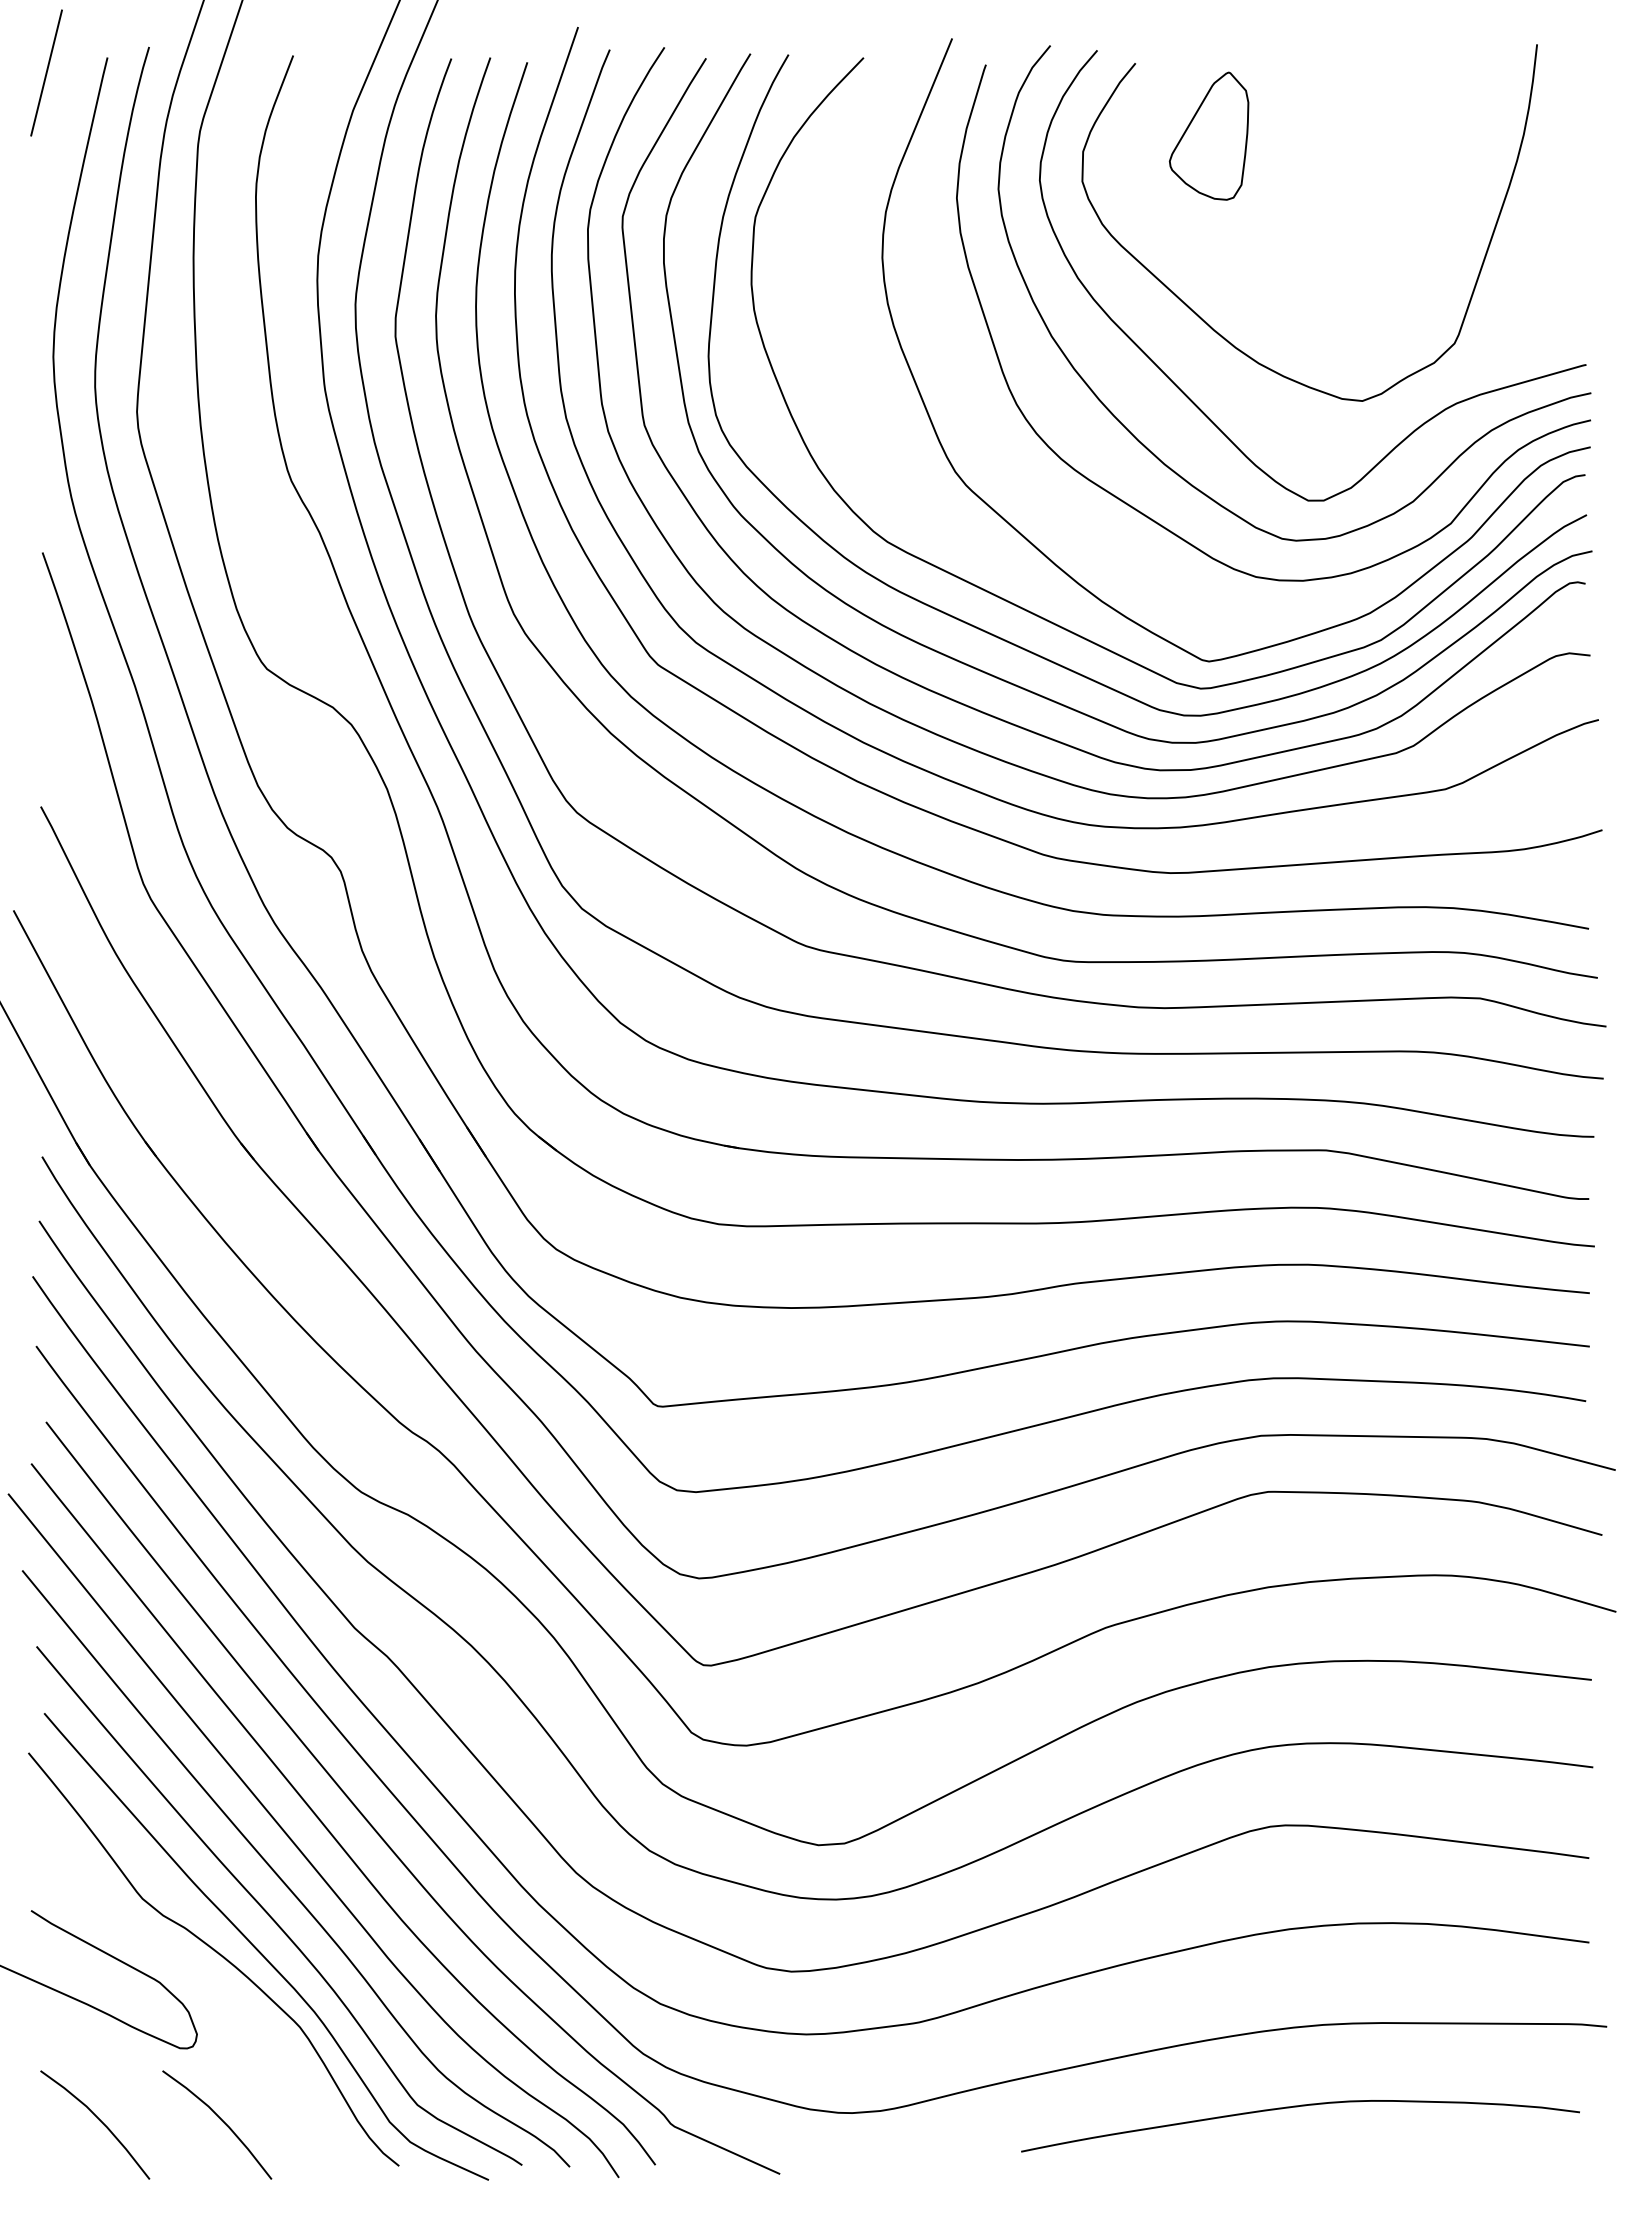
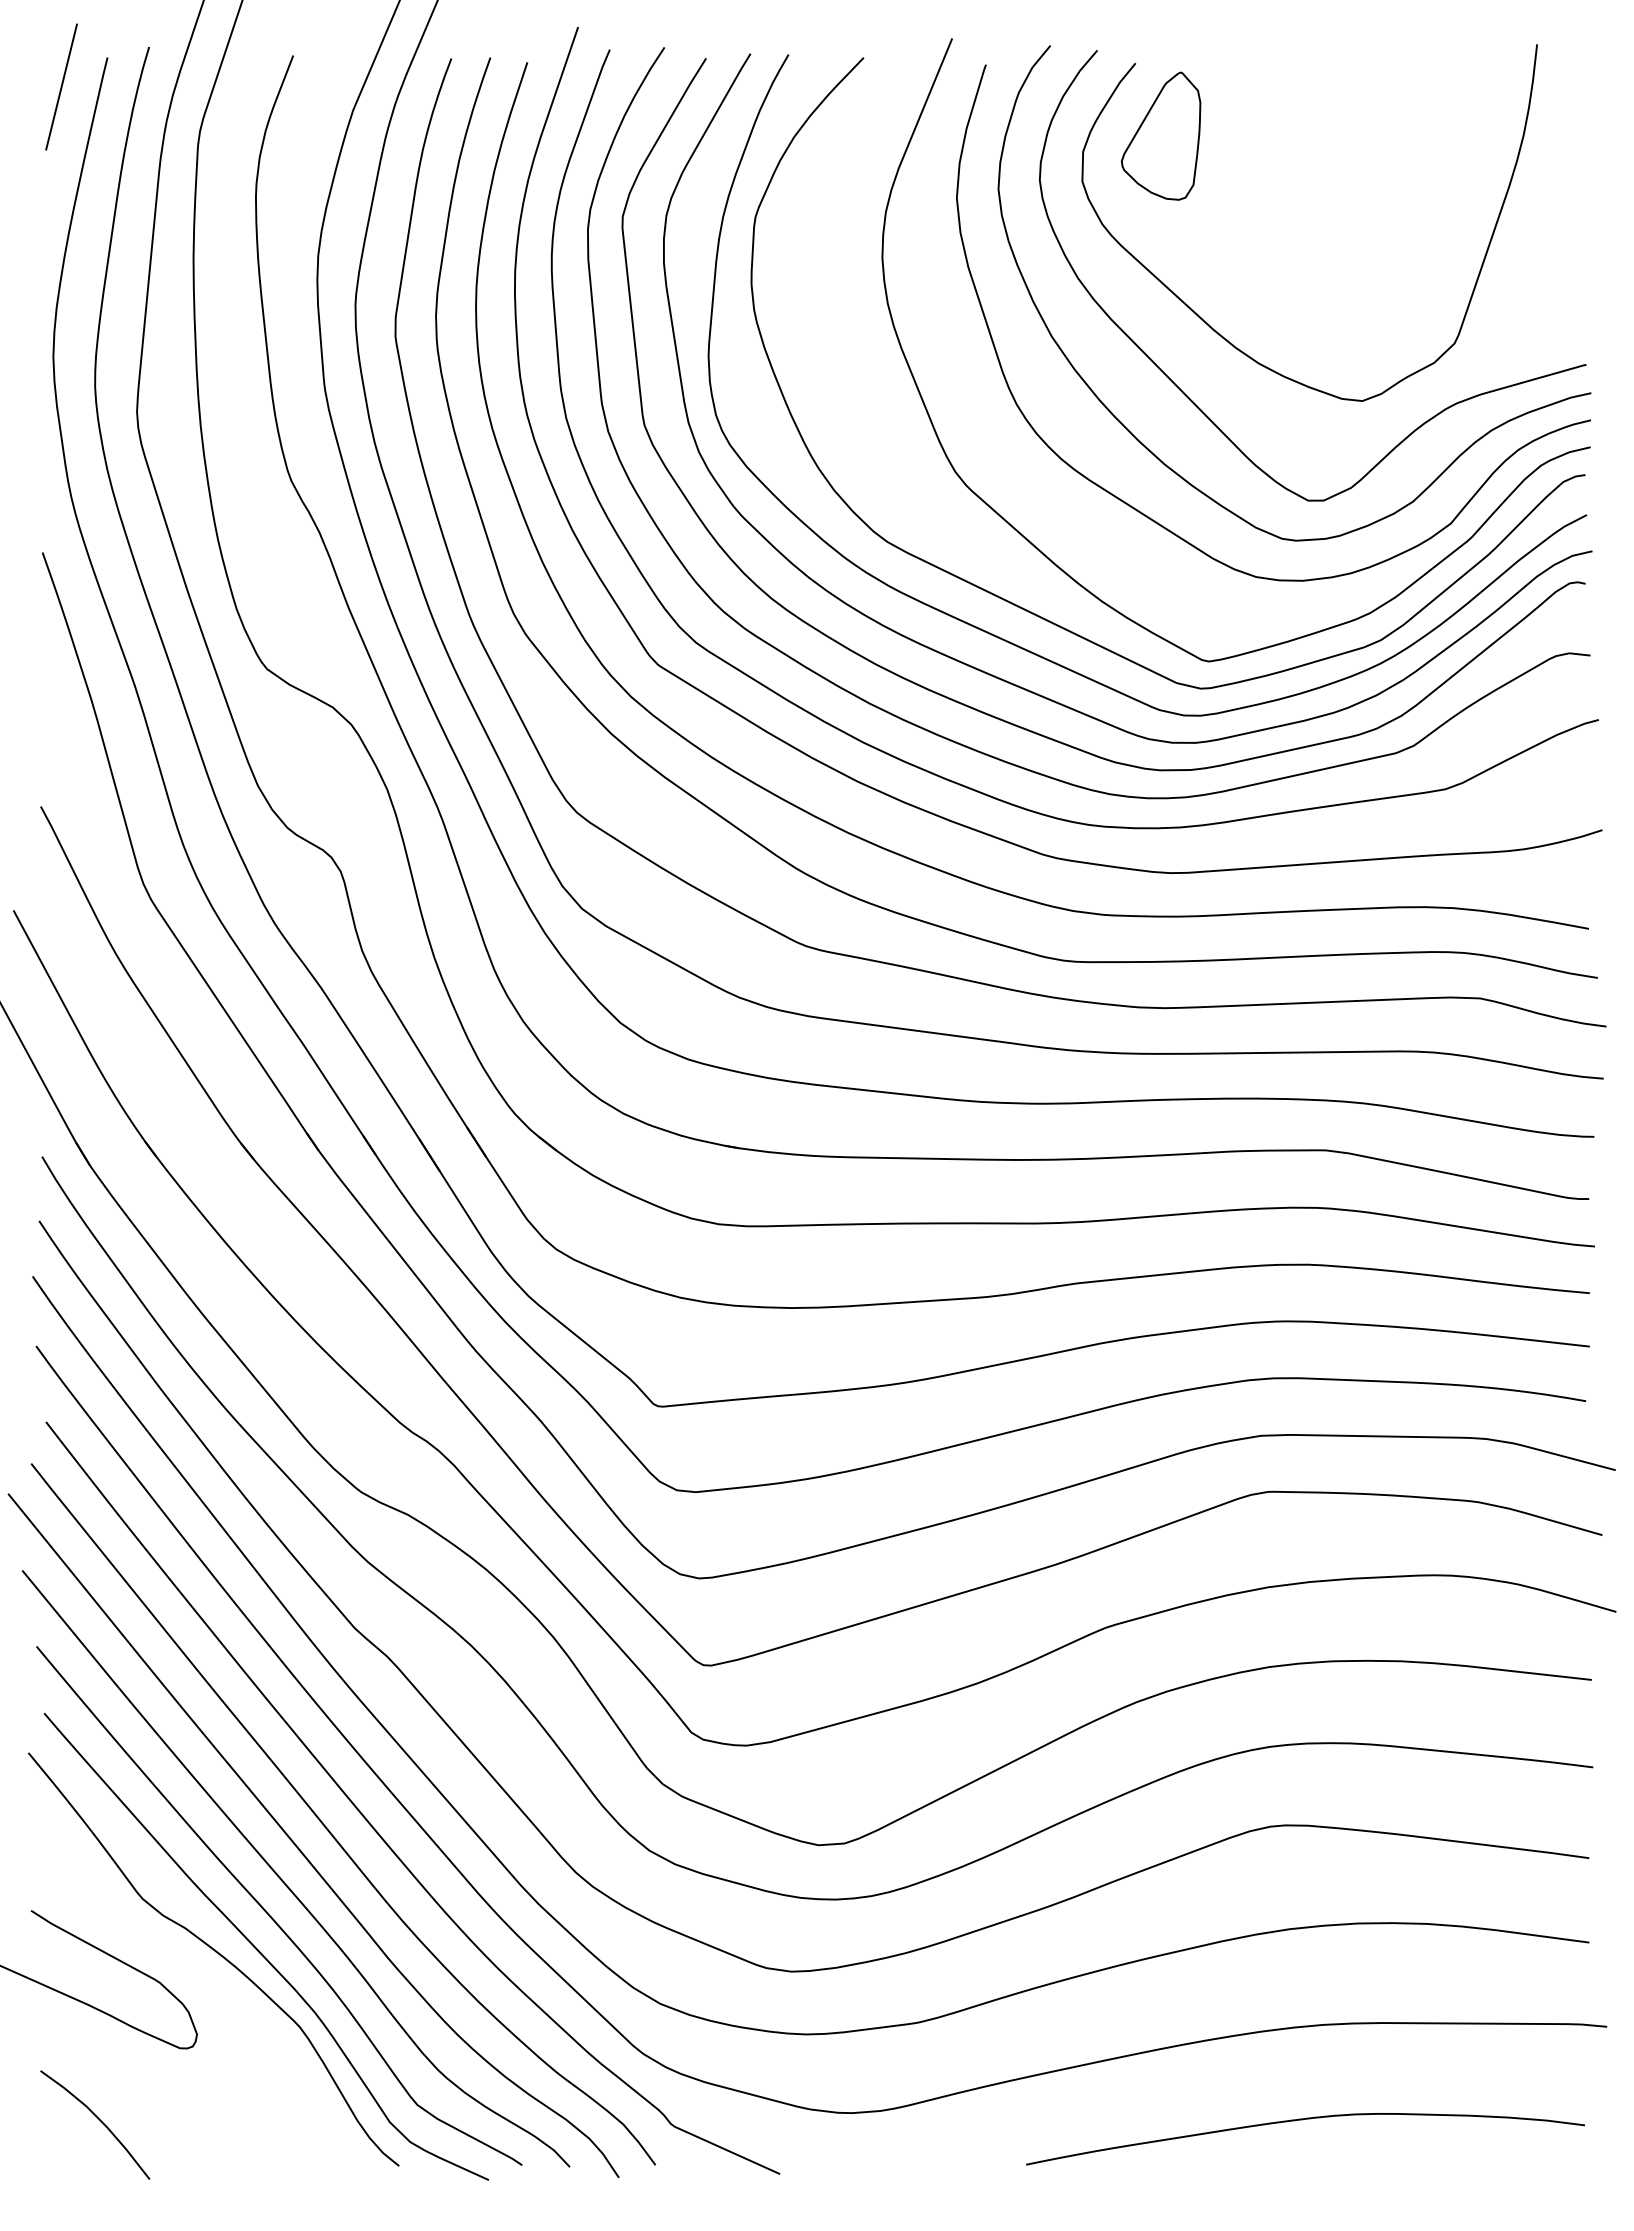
line position: (46, 72) -> (61, 86) (61, 86)
part position: (1208, 135) -> (1160, 135) (1160, 135)
curve position: (1297, 2107) -> (1302, 2120) (1302, 2120)
curve: present -> none (221, 2120)
